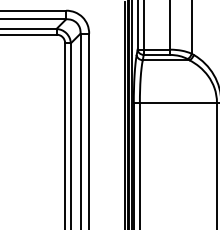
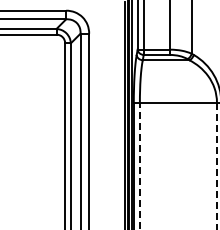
line: solid -> dashed (139, 165)
line: solid -> dashed (216, 166)
